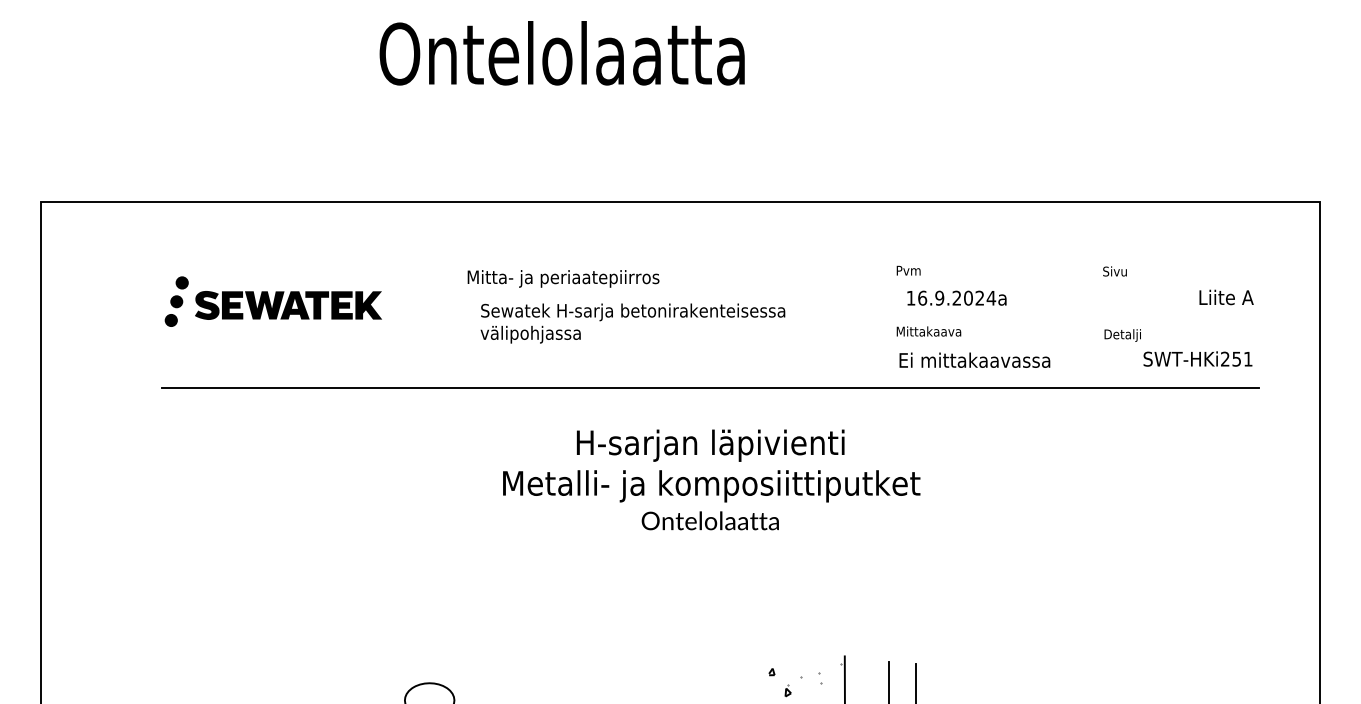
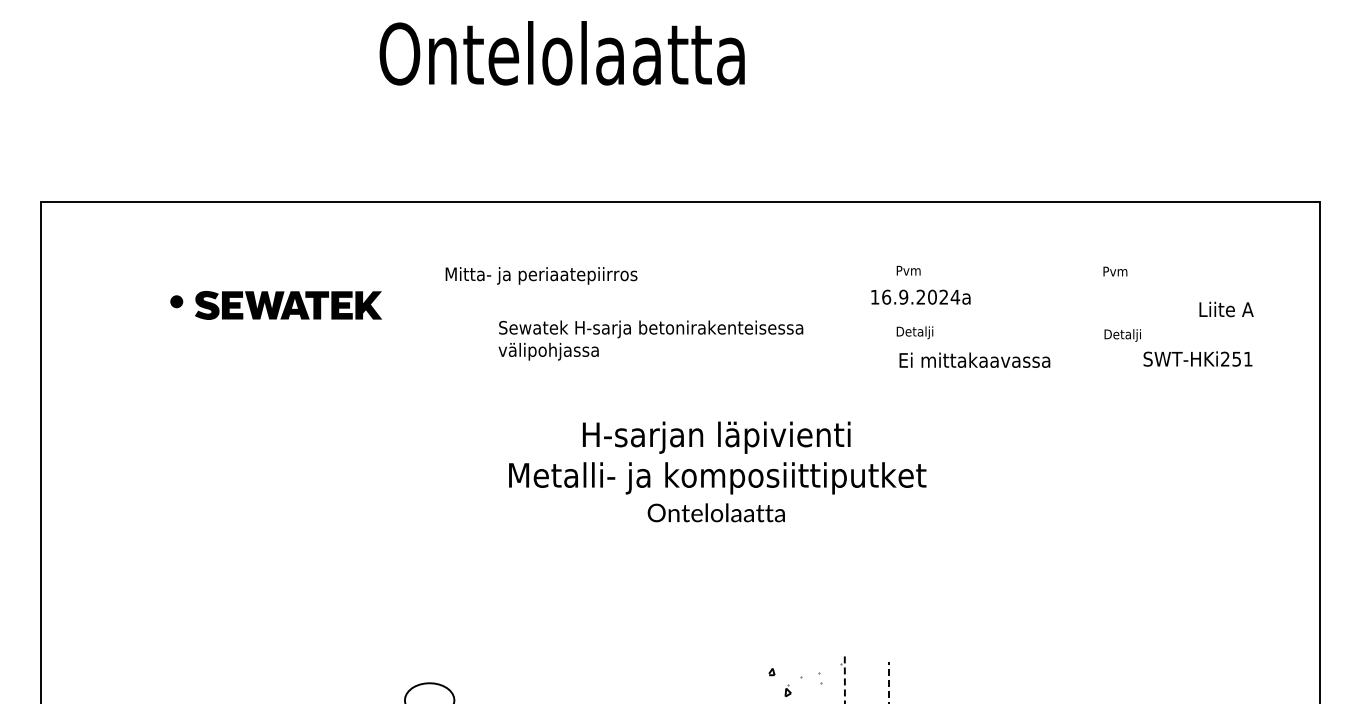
text: Sivu -> Pvm (1115, 271)
text position: (563, 278) -> (541, 275) (541, 275)
fill: present -> none (181, 282)
text position: (956, 297) -> (920, 296) (920, 296)
text position: (1226, 297) -> (1226, 309) (1226, 309)
fill: present -> none (170, 320)
text position: (632, 323) -> (650, 340) (650, 340)
text: Mittakaava -> Detalji (929, 332)
line: present -> none (710, 387)
text position: (711, 479) -> (717, 471) (717, 471)
line: solid -> dashed (844, 680)
line: present -> none (916, 681)
line: solid -> dashed (889, 682)
